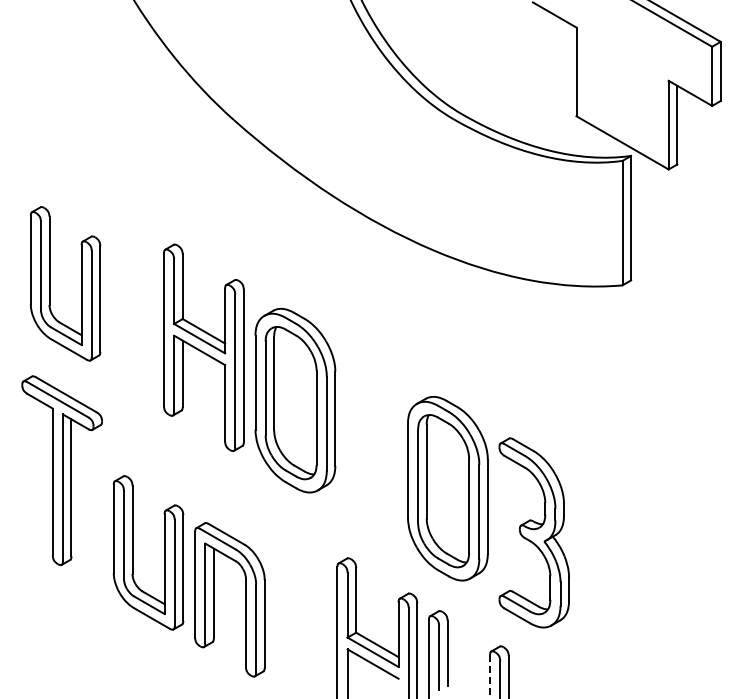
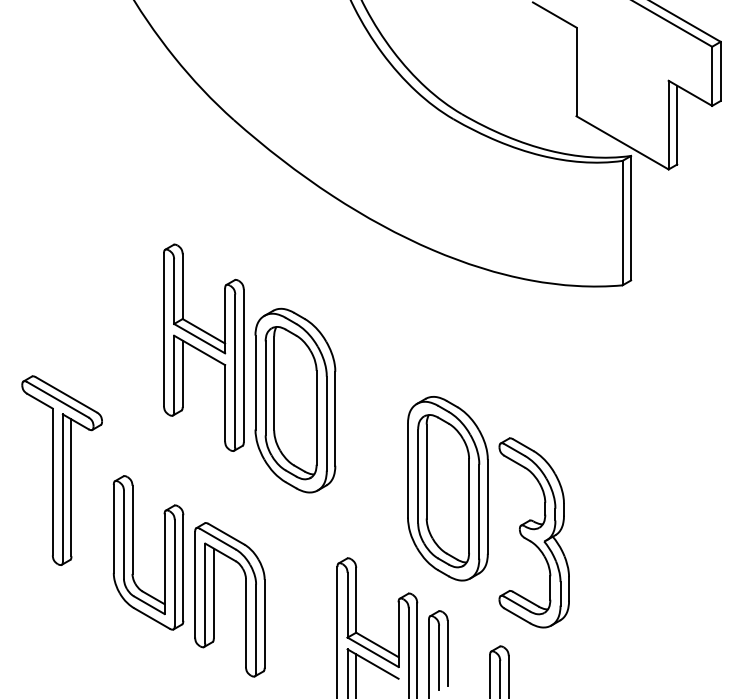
part: present -> none (50, 283)
line: none -> present (356, 674)
line: dashed -> solid (490, 677)
